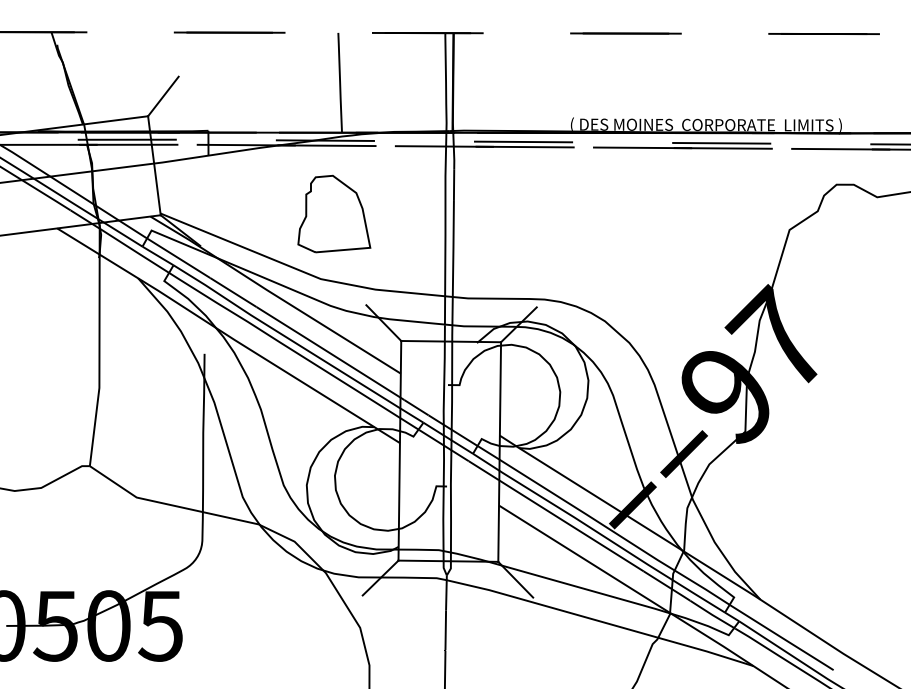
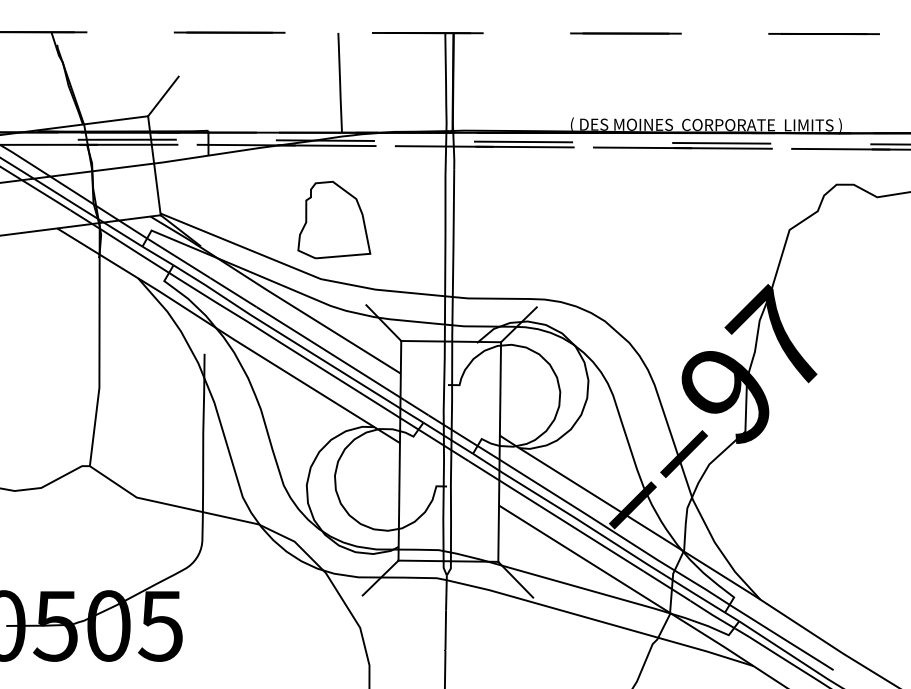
part position: (334, 213) -> (334, 219) (334, 219)
